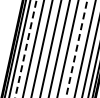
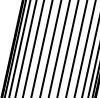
line: dashed -> solid (25, 48)
line: dashed -> solid (76, 48)
